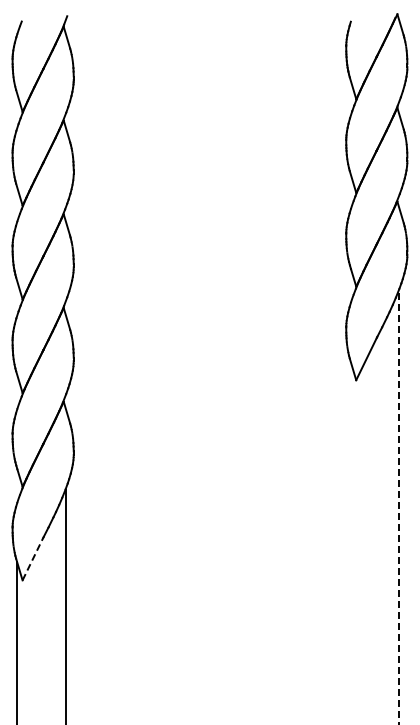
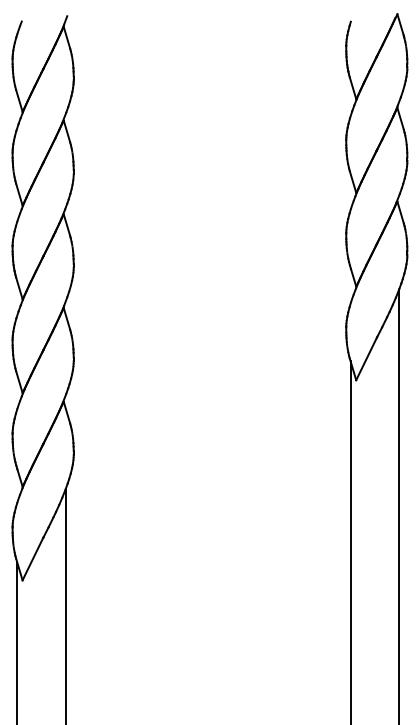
line: dashed -> solid (399, 506)
line: none -> present (350, 541)
line: dashed -> solid (32, 559)
